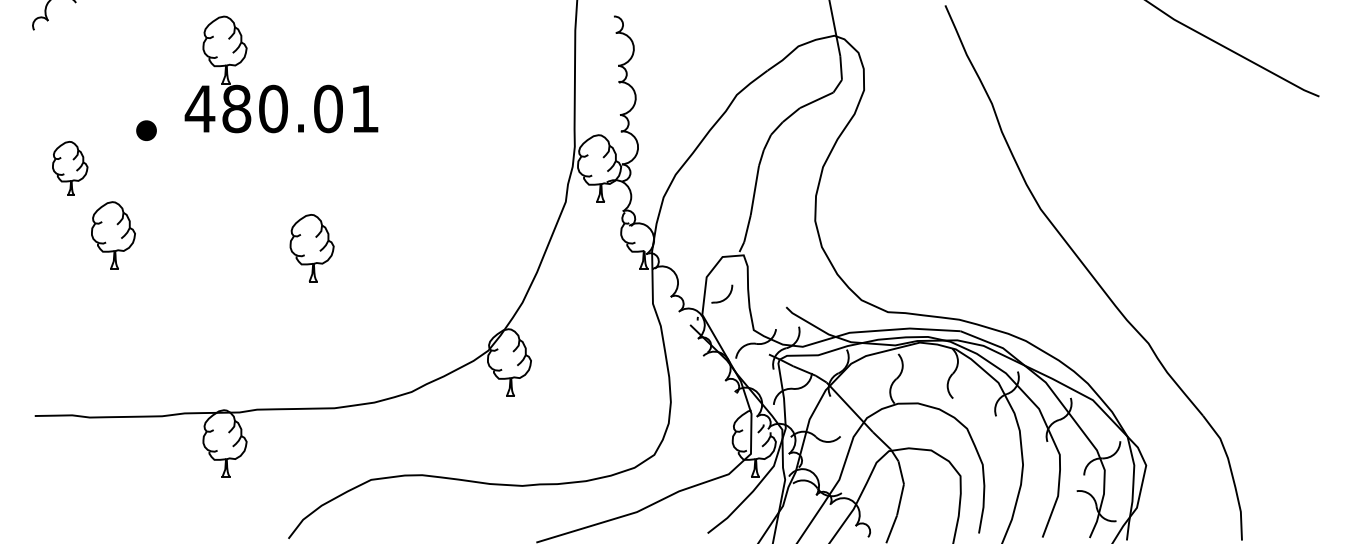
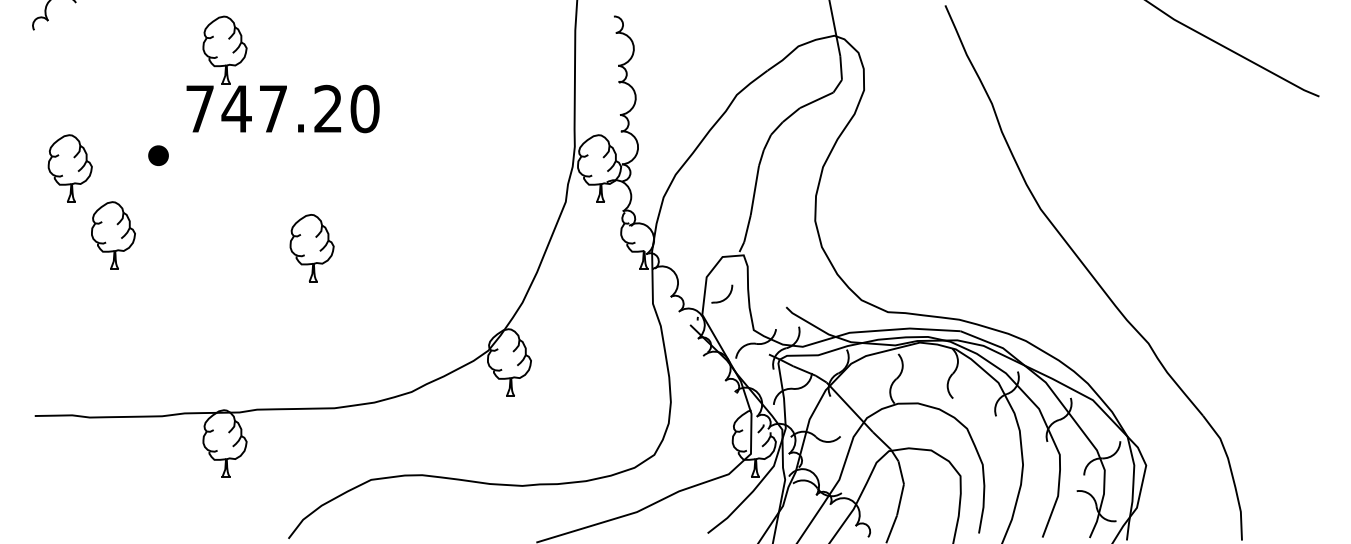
text: 480.01 -> 747.20 (281, 108)
part position: (146, 130) -> (158, 155) (158, 155)
part size: 37x55 px -> 46x69 px (69, 168)
